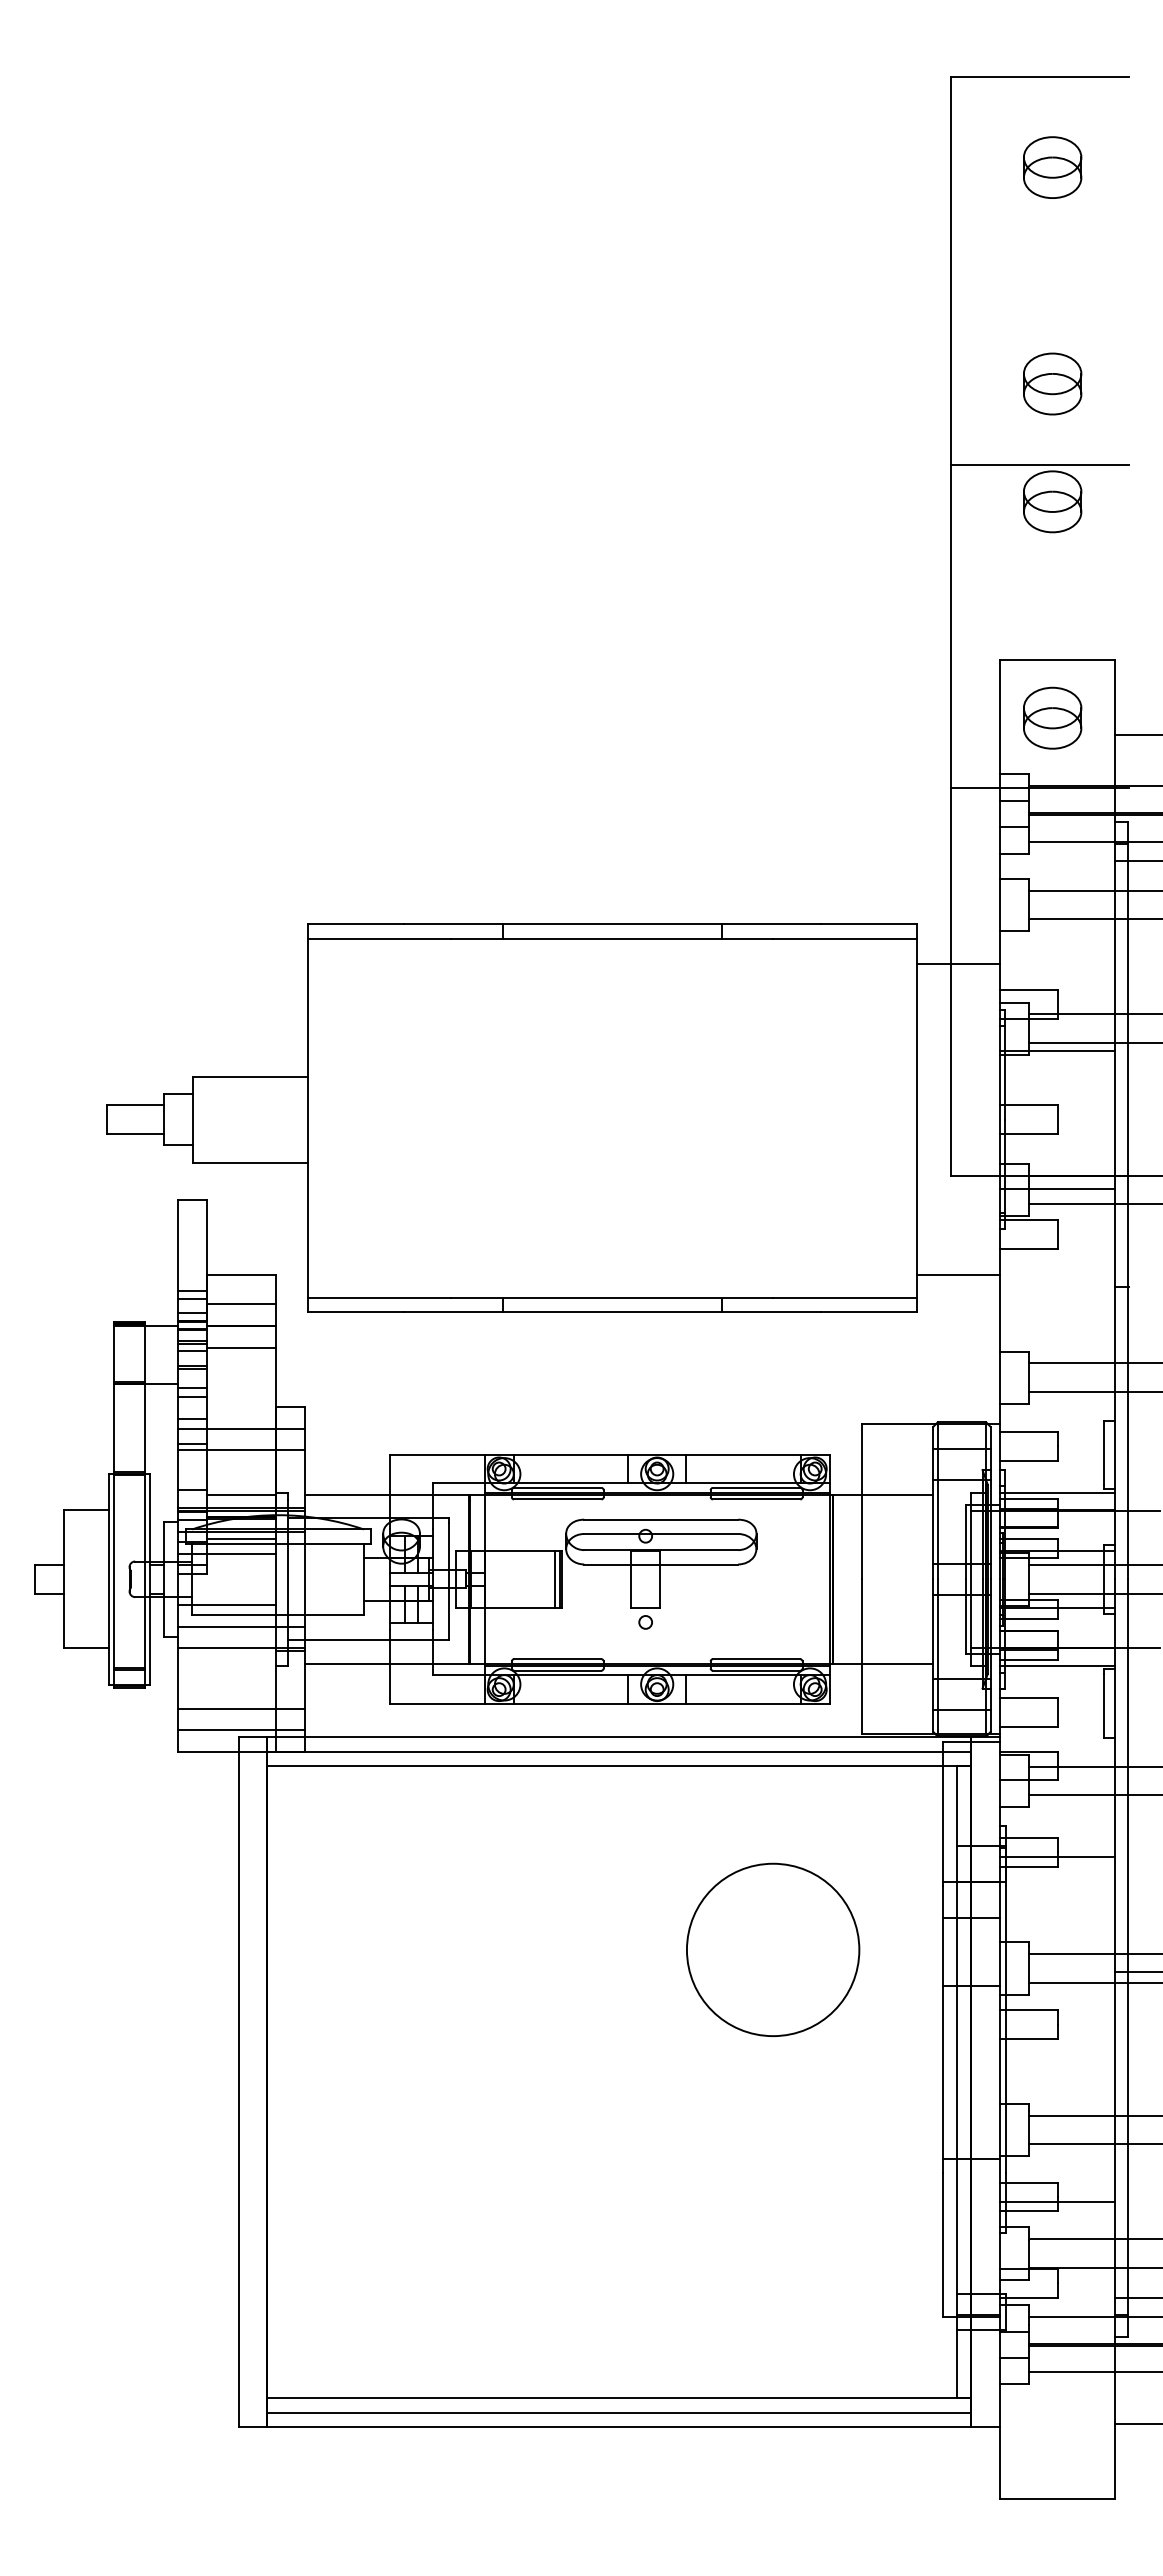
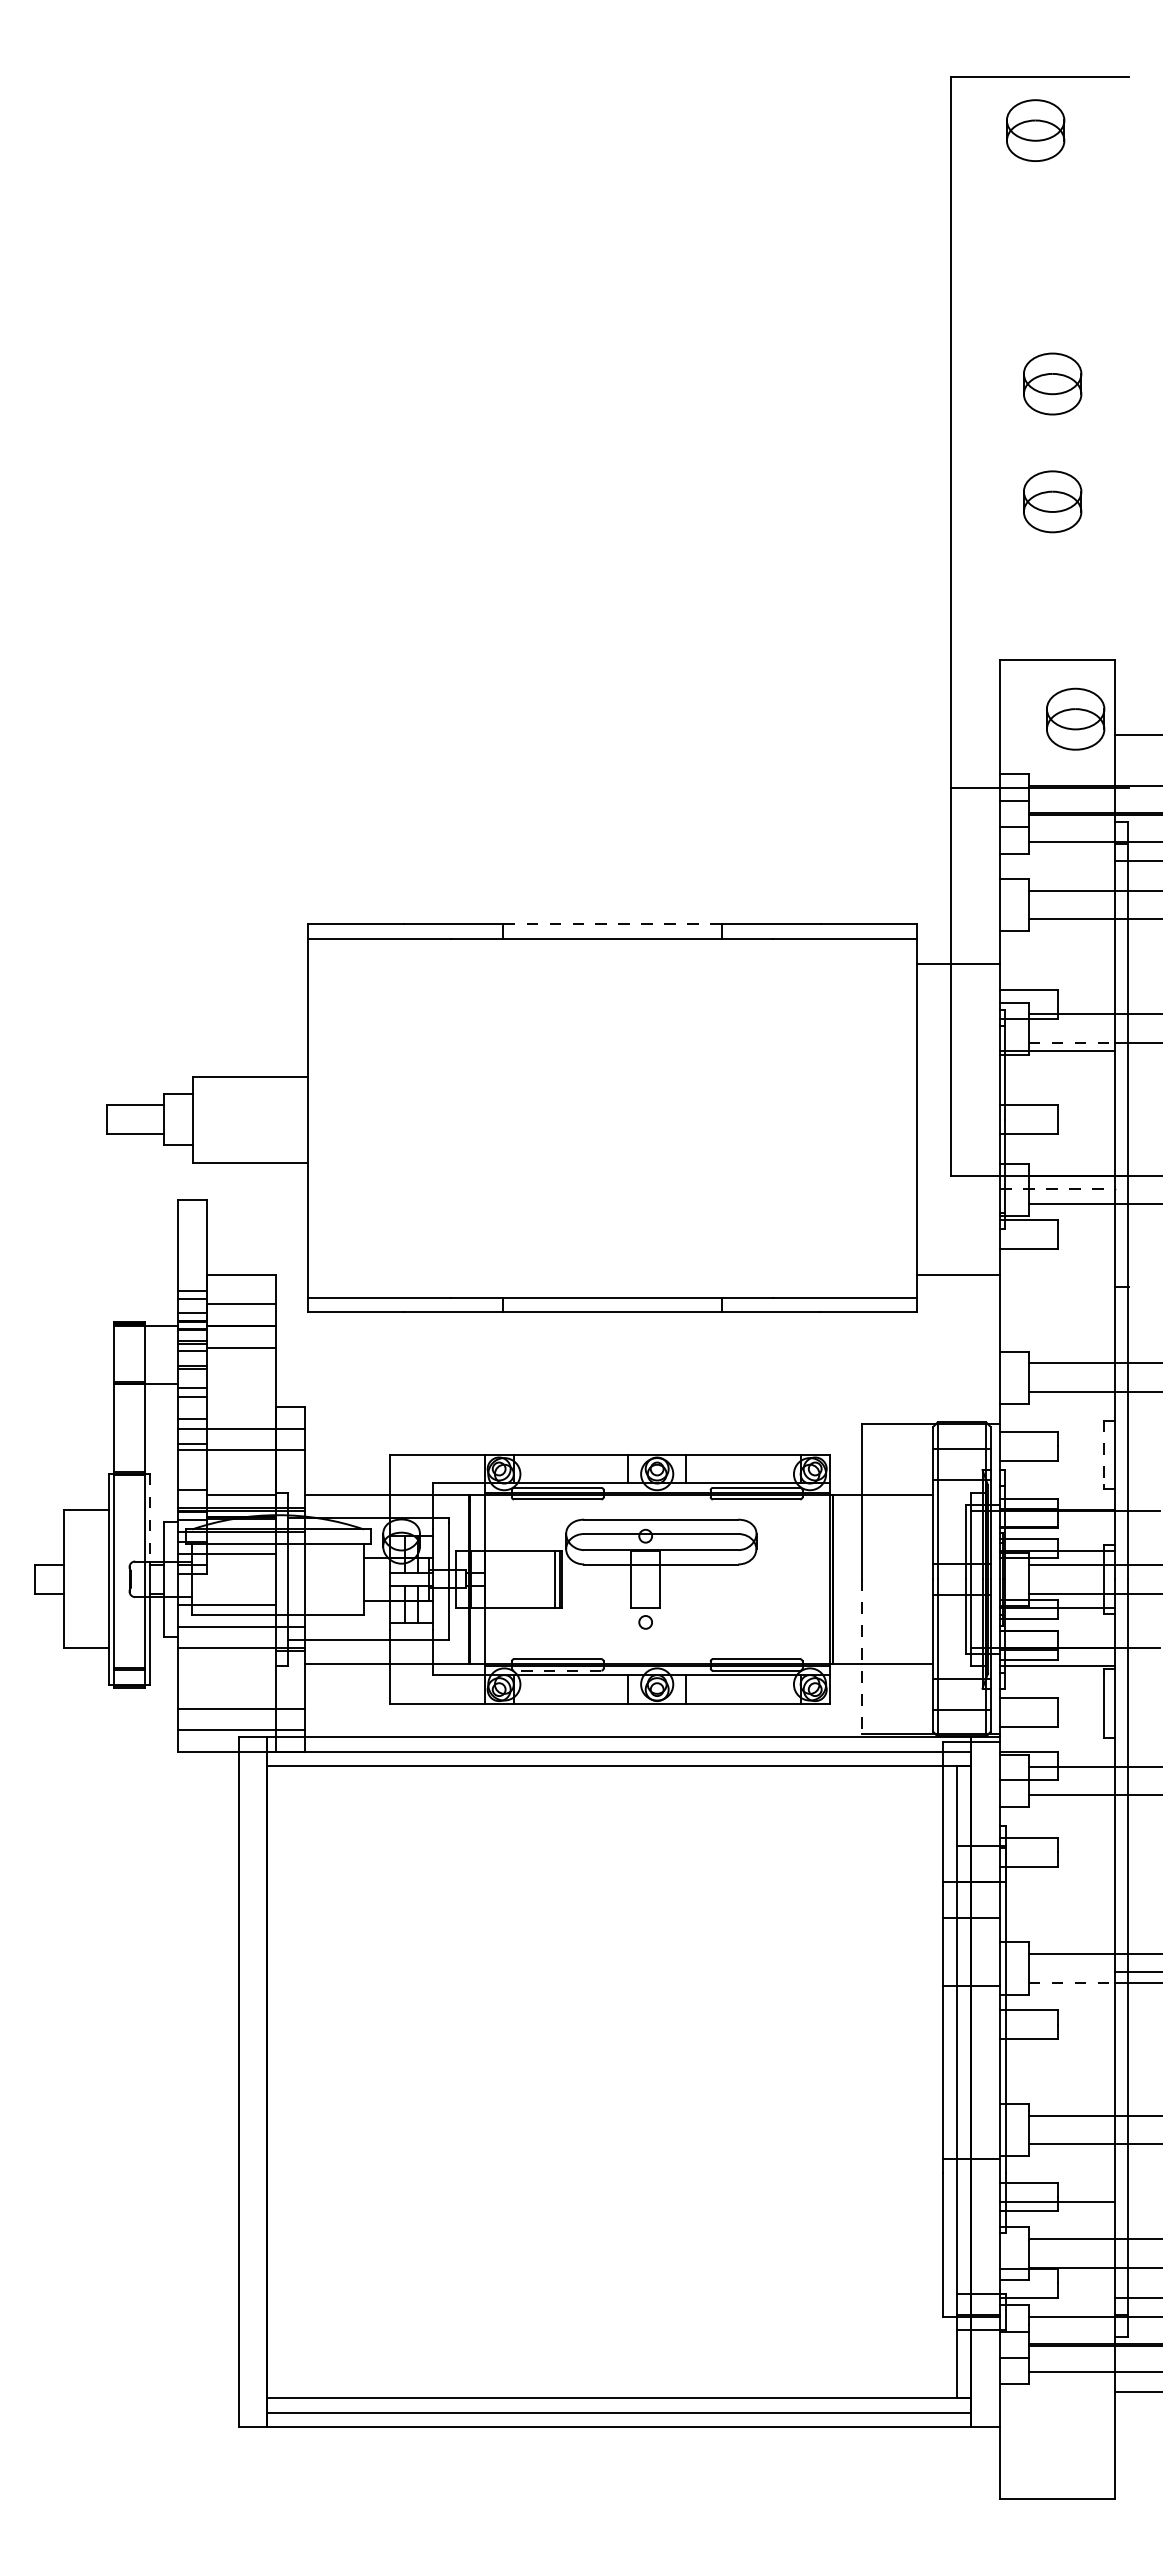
part position: (1052, 167) -> (1035, 130) (1035, 130)
line: present -> none (1039, 465)
part position: (1052, 717) -> (1075, 718) (1075, 718)
line: solid -> dashed (612, 924)
line: solid -> dashed (1072, 1043)
line: solid -> dashed (1058, 1188)
line: solid -> dashed (1103, 1453)
line: present -> none (1057, 1493)
line: solid -> dashed (149, 1517)
line: present -> none (241, 1538)
line: solid -> dashed (862, 1656)
line: solid -> dashed (557, 1670)
line: present -> none (1057, 1856)
circle: present -> none (773, 1949)
line: solid -> dashed (1072, 1983)
line position: (1137, 2424) -> (1137, 2392) (1137, 2392)
